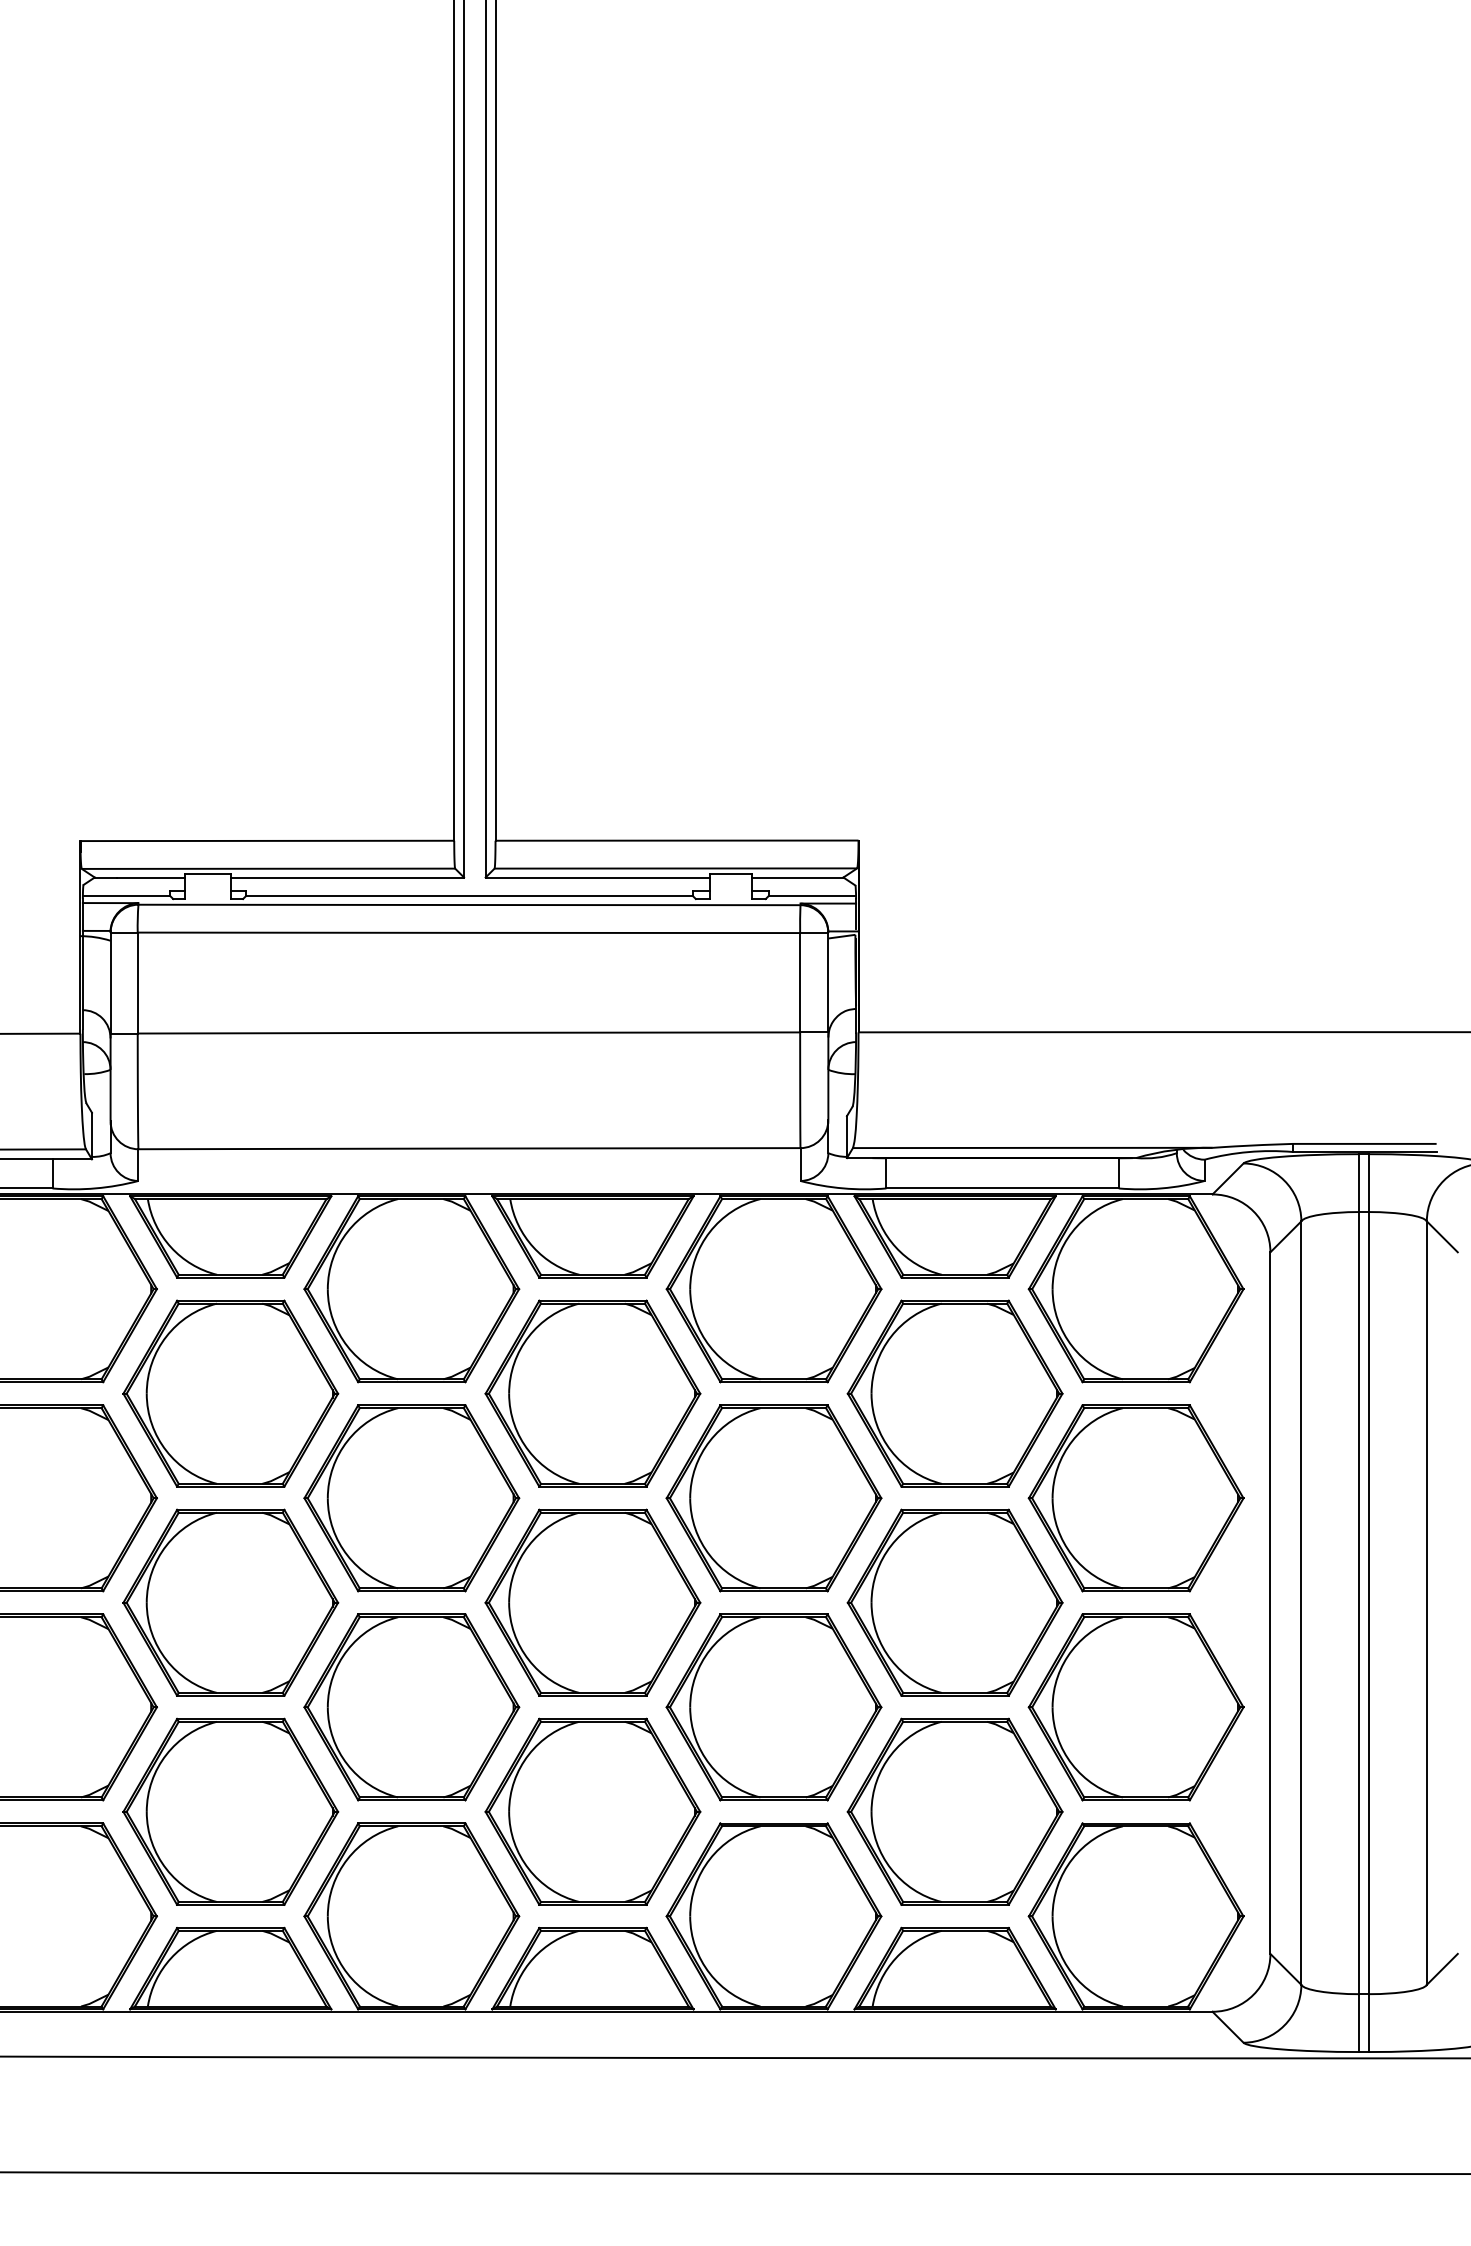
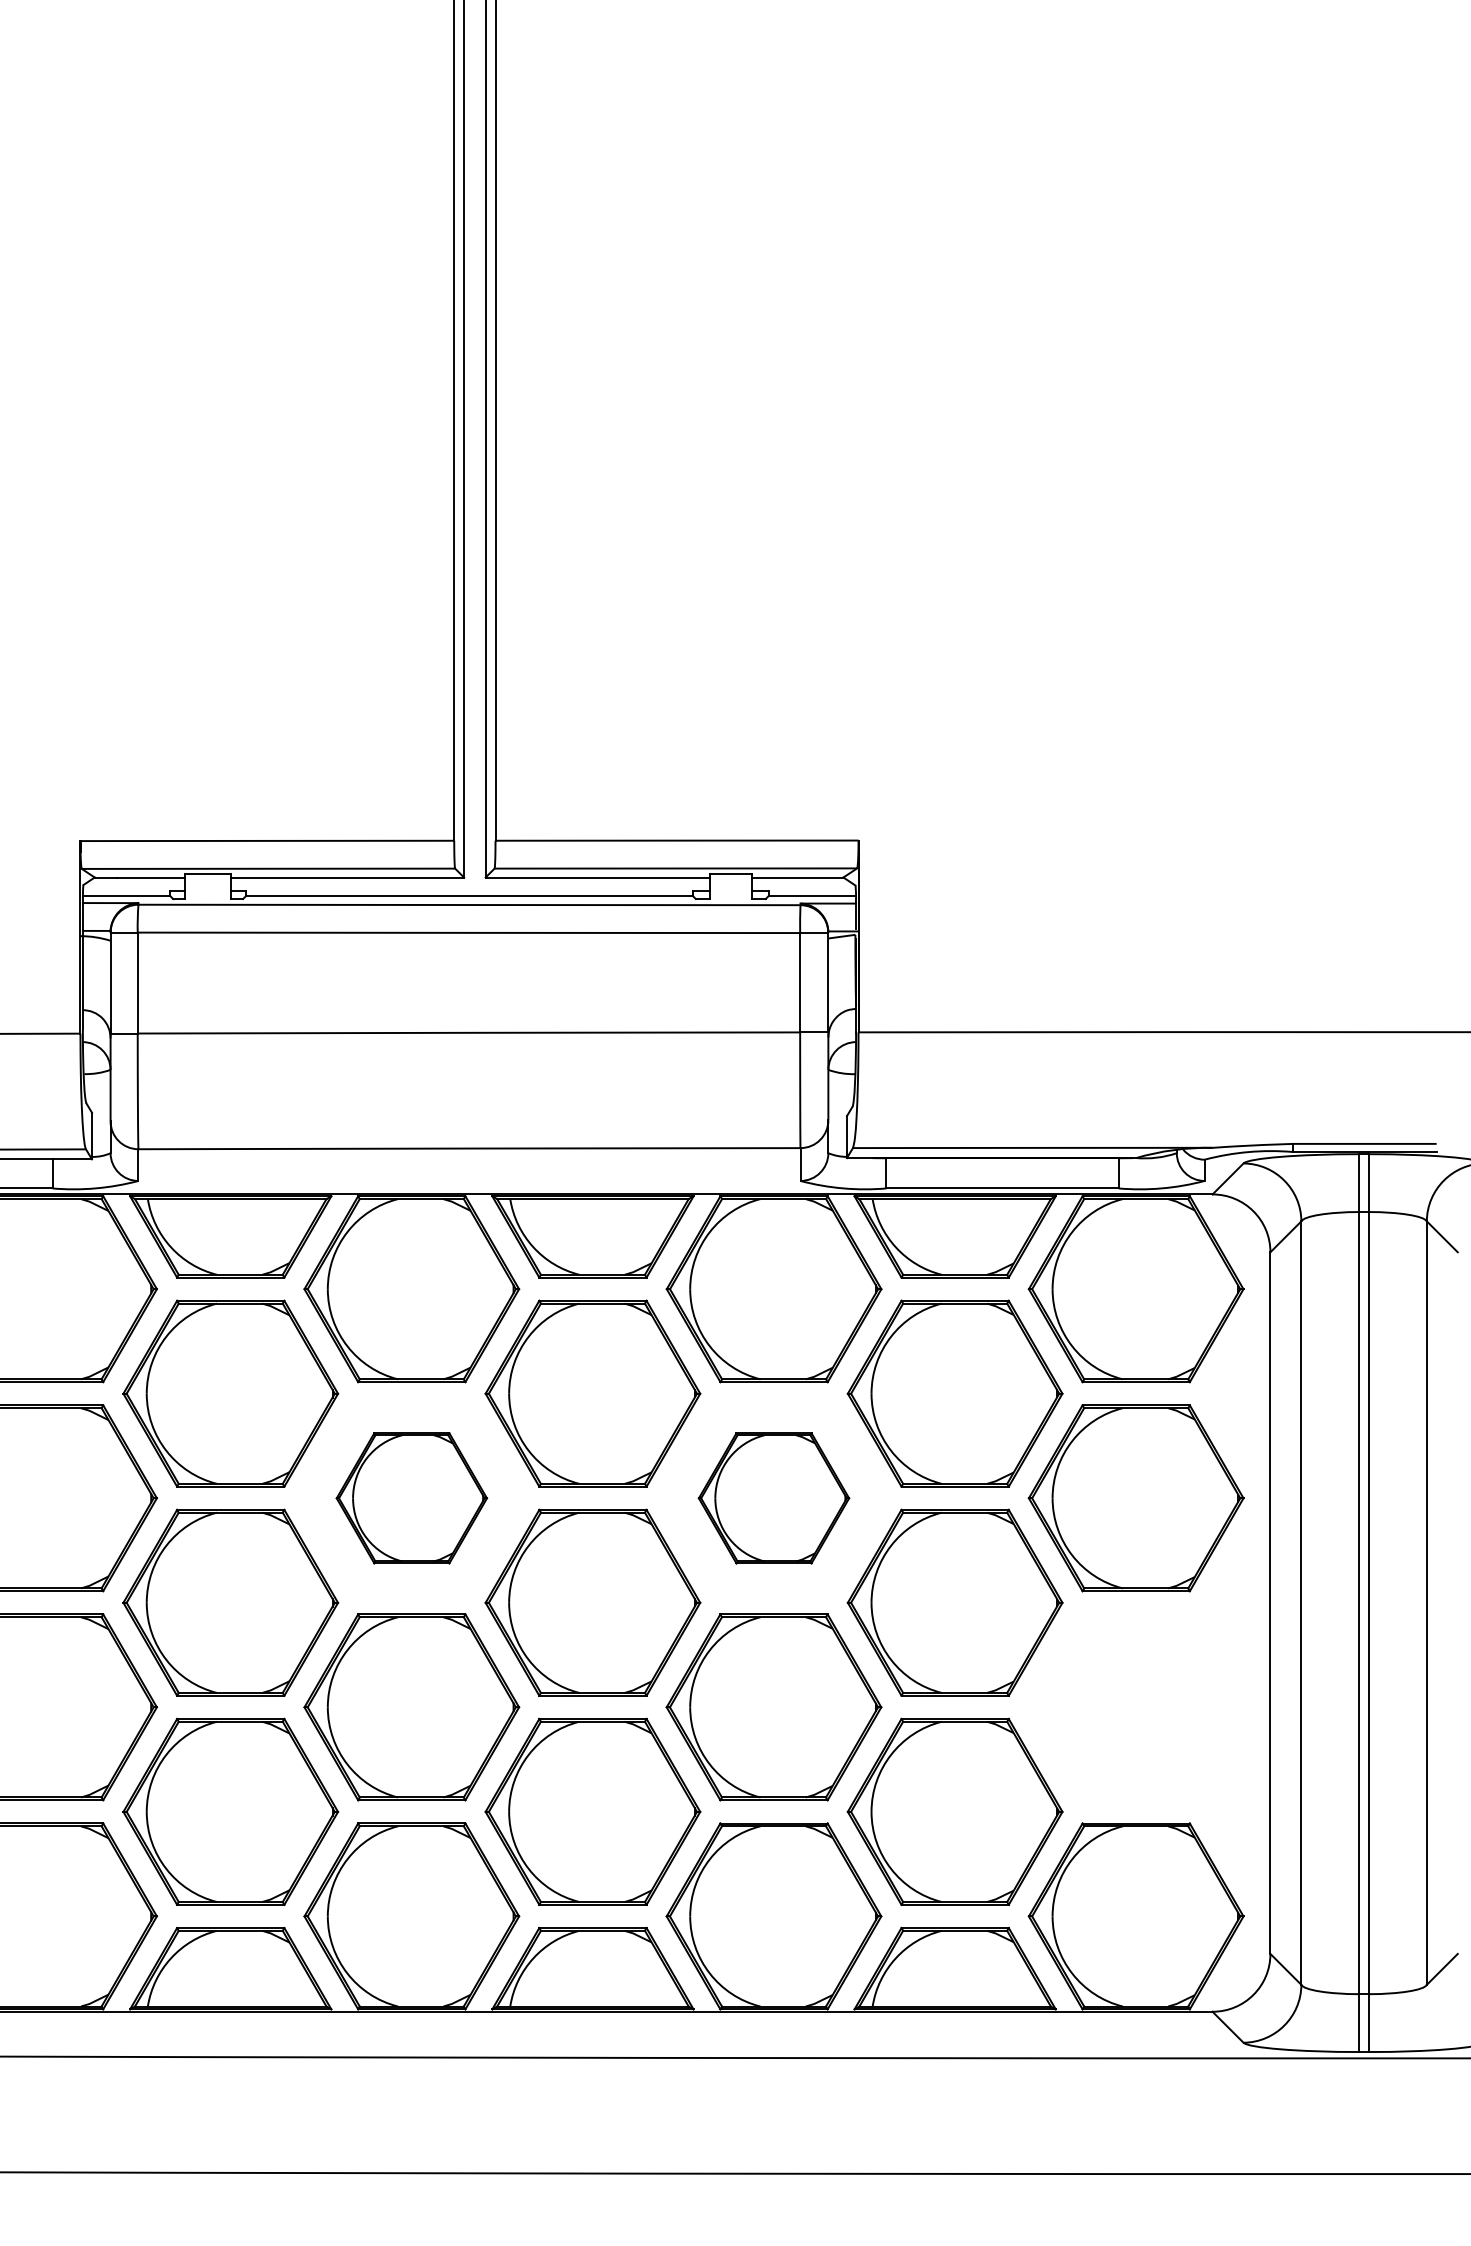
part size: 218x189 px -> 154x133 px (411, 1498)
part size: 218x189 px -> 154x133 px (773, 1498)
part: present -> none (1135, 1707)
